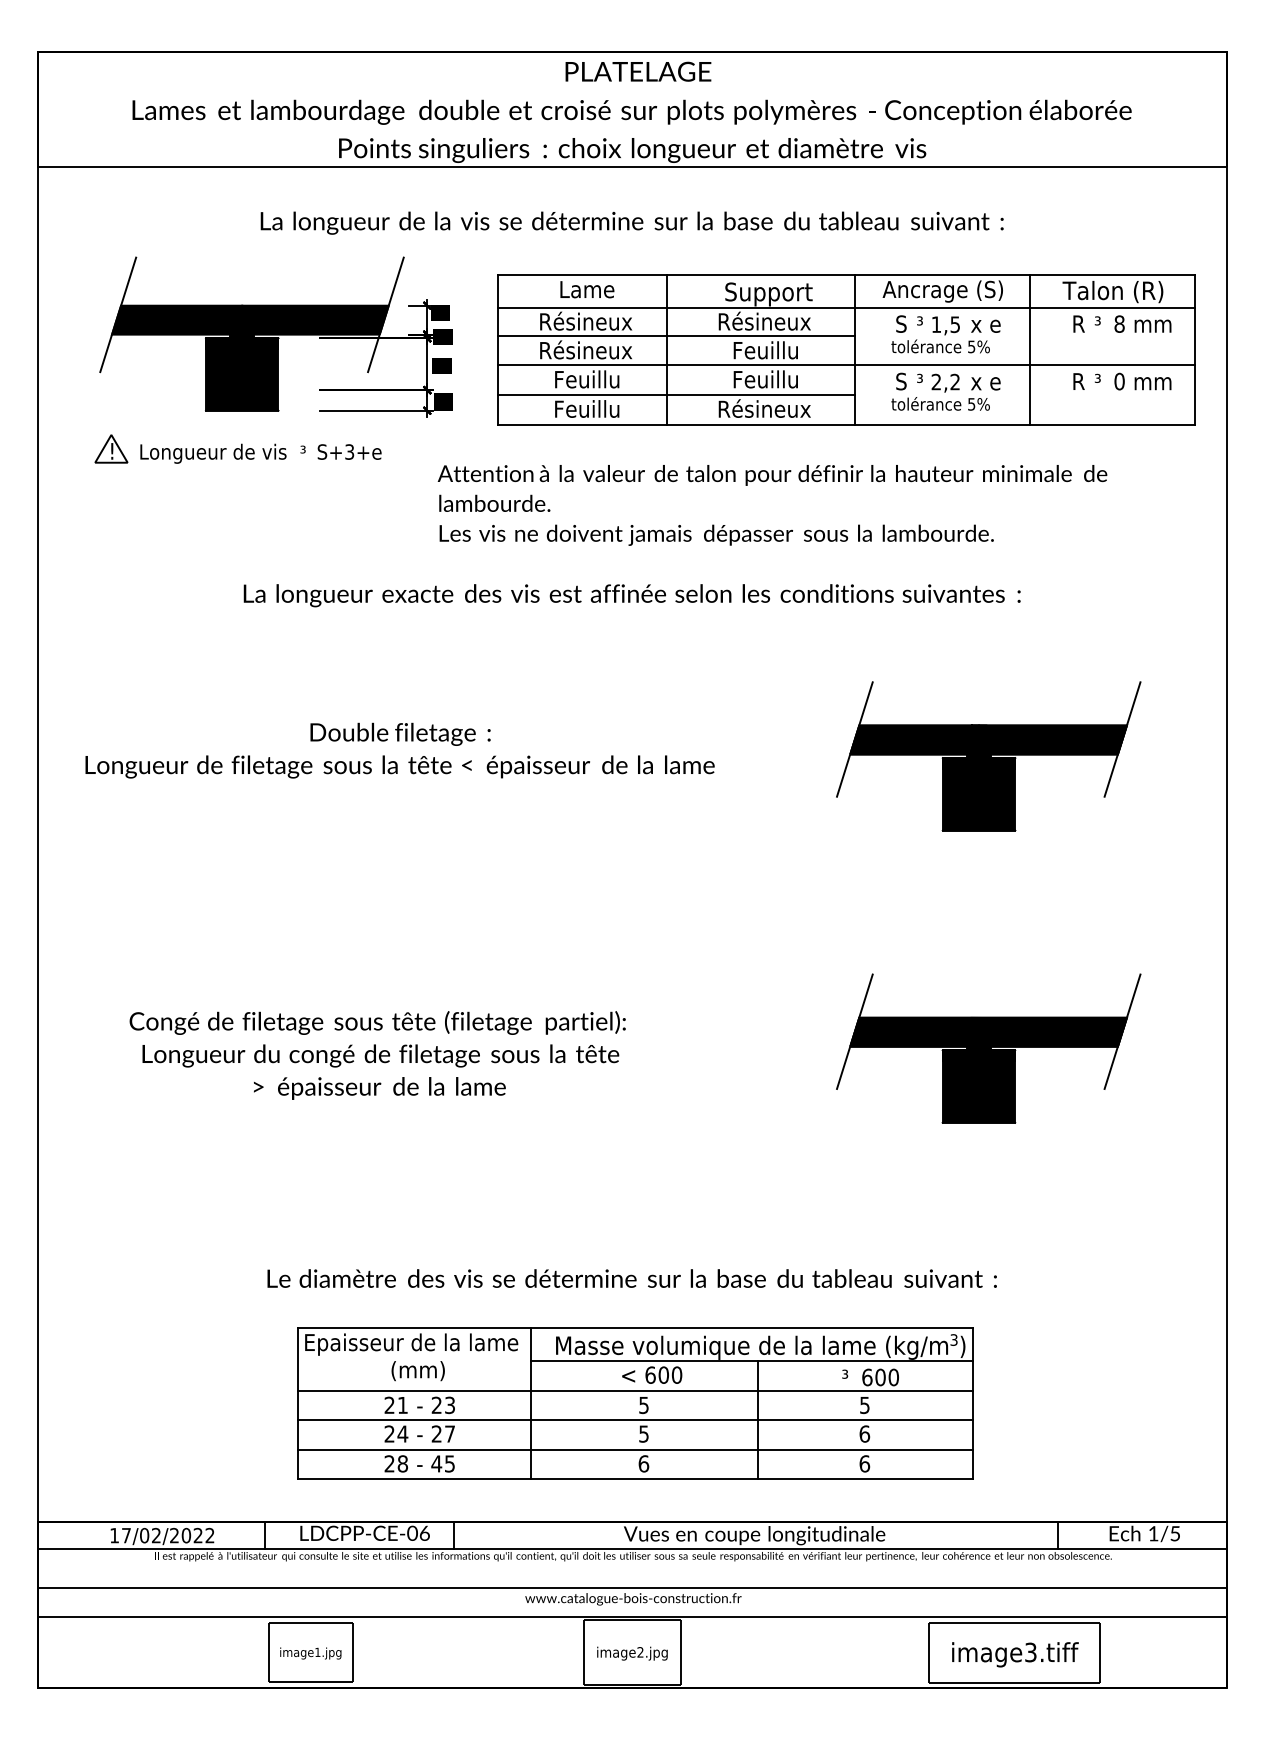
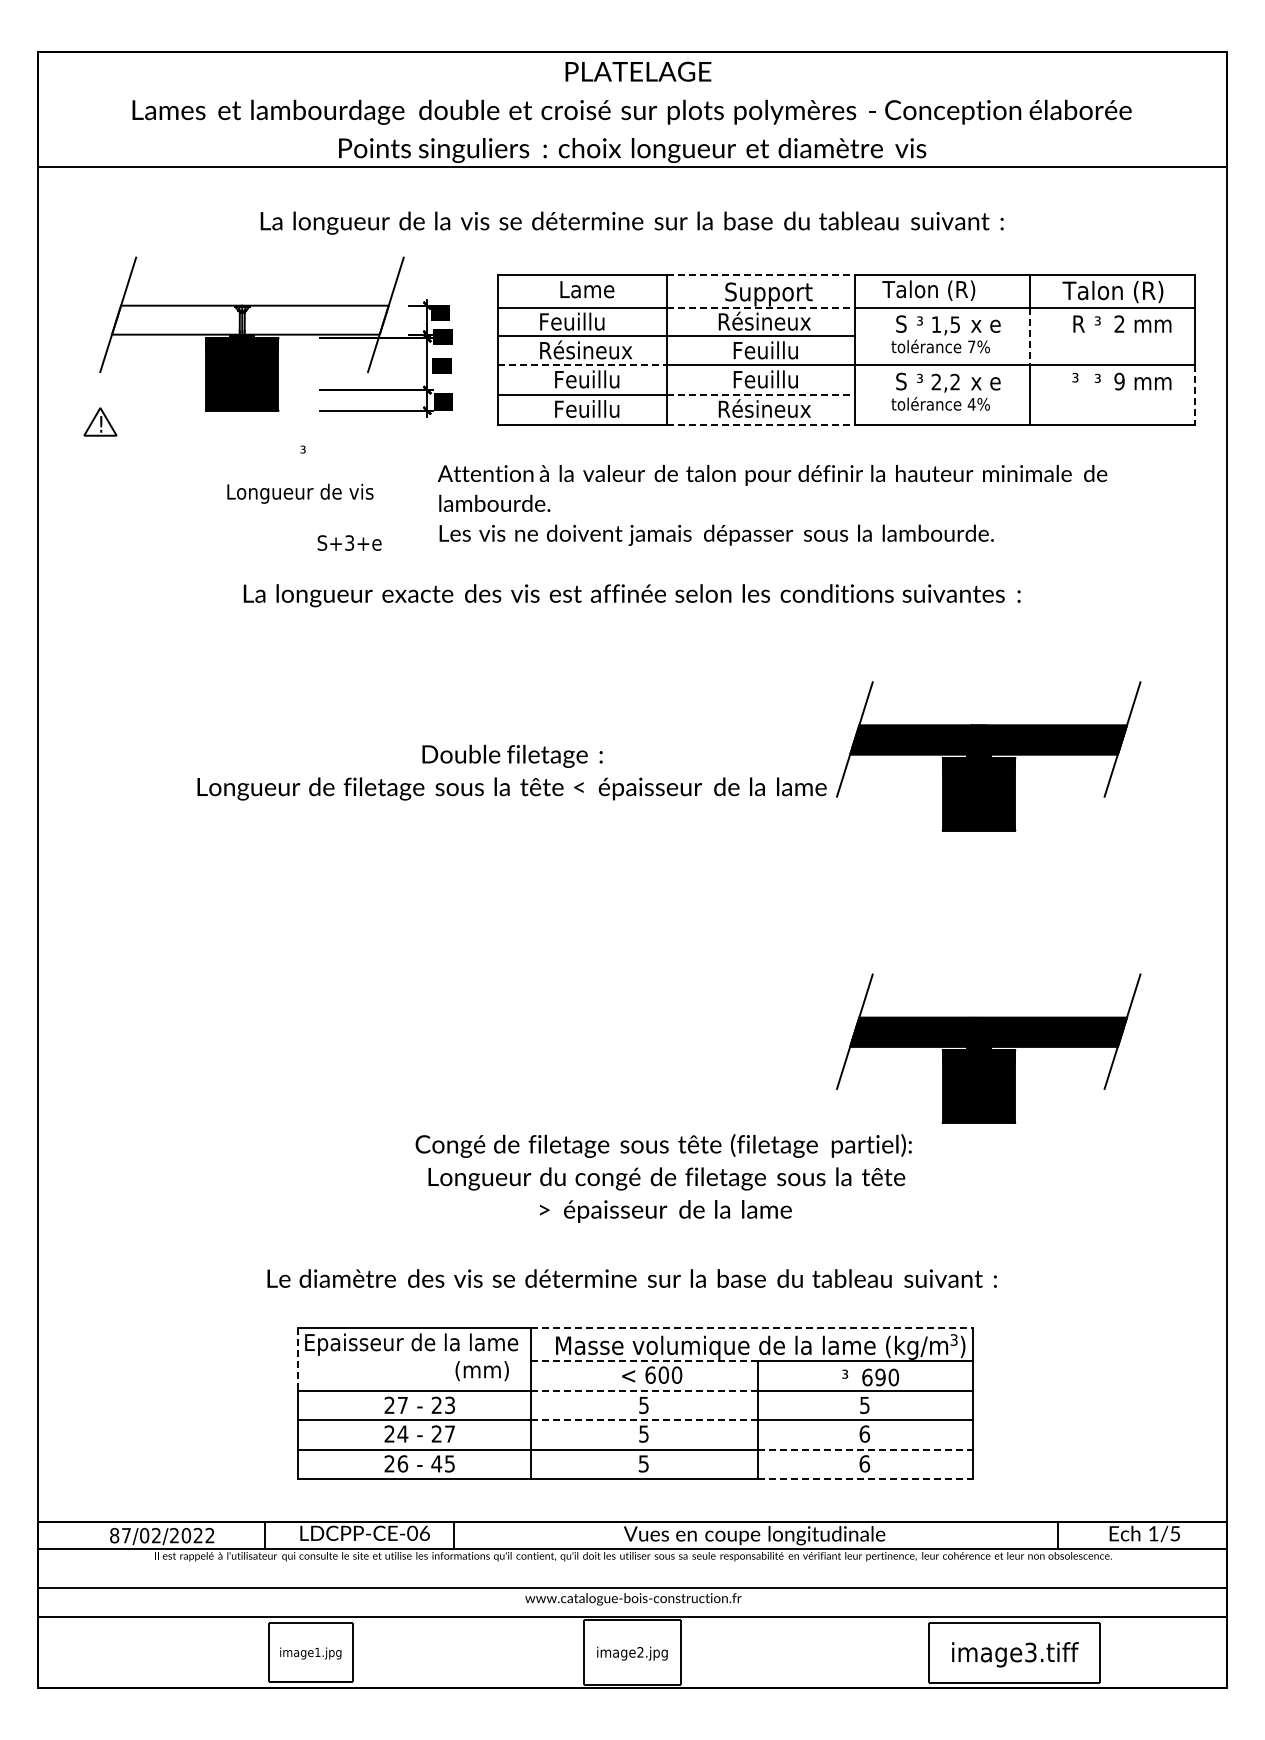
line: solid -> dashed (761, 275)
text: Ancrage (S) -> Talon (R) (942, 291)
line: solid -> dashed (761, 307)
fill: present -> none (250, 319)
text: Résineux -> Feuillu (587, 320)
text: 8 -> 2 (1119, 323)
line: solid -> dashed (1030, 336)
text: 5% -> 7% (971, 346)
line: solid -> dashed (582, 365)
text: R -> ³ (1078, 380)
text: 0 -> 9 (1119, 381)
line: solid -> dashed (761, 394)
line: solid -> dashed (1194, 394)
text: 5% -> 4% (971, 404)
line: solid -> dashed (761, 424)
part position: (111, 448) -> (100, 421) (100, 421)
text position: (349, 451) -> (349, 542) (349, 542)
text position: (213, 453) -> (300, 493) (300, 493)
text position: (399, 750) -> (511, 772) (511, 772)
text position: (377, 1055) -> (663, 1178) (663, 1178)
line: solid -> dashed (751, 1328)
line: solid -> dashed (298, 1360)
line: solid -> dashed (644, 1360)
text position: (417, 1371) -> (481, 1371) (481, 1371)
text: 600 -> 690 (880, 1377)
line: solid -> dashed (644, 1391)
text: 21 -> 27 (402, 1405)
line: solid -> dashed (644, 1419)
line: solid -> dashed (865, 1449)
text: 28 -> 26 (402, 1463)
text: 6 -> 5 (643, 1463)
line: solid -> dashed (865, 1479)
text: 17/02/2022 -> 87/02/2022 (114, 1535)
